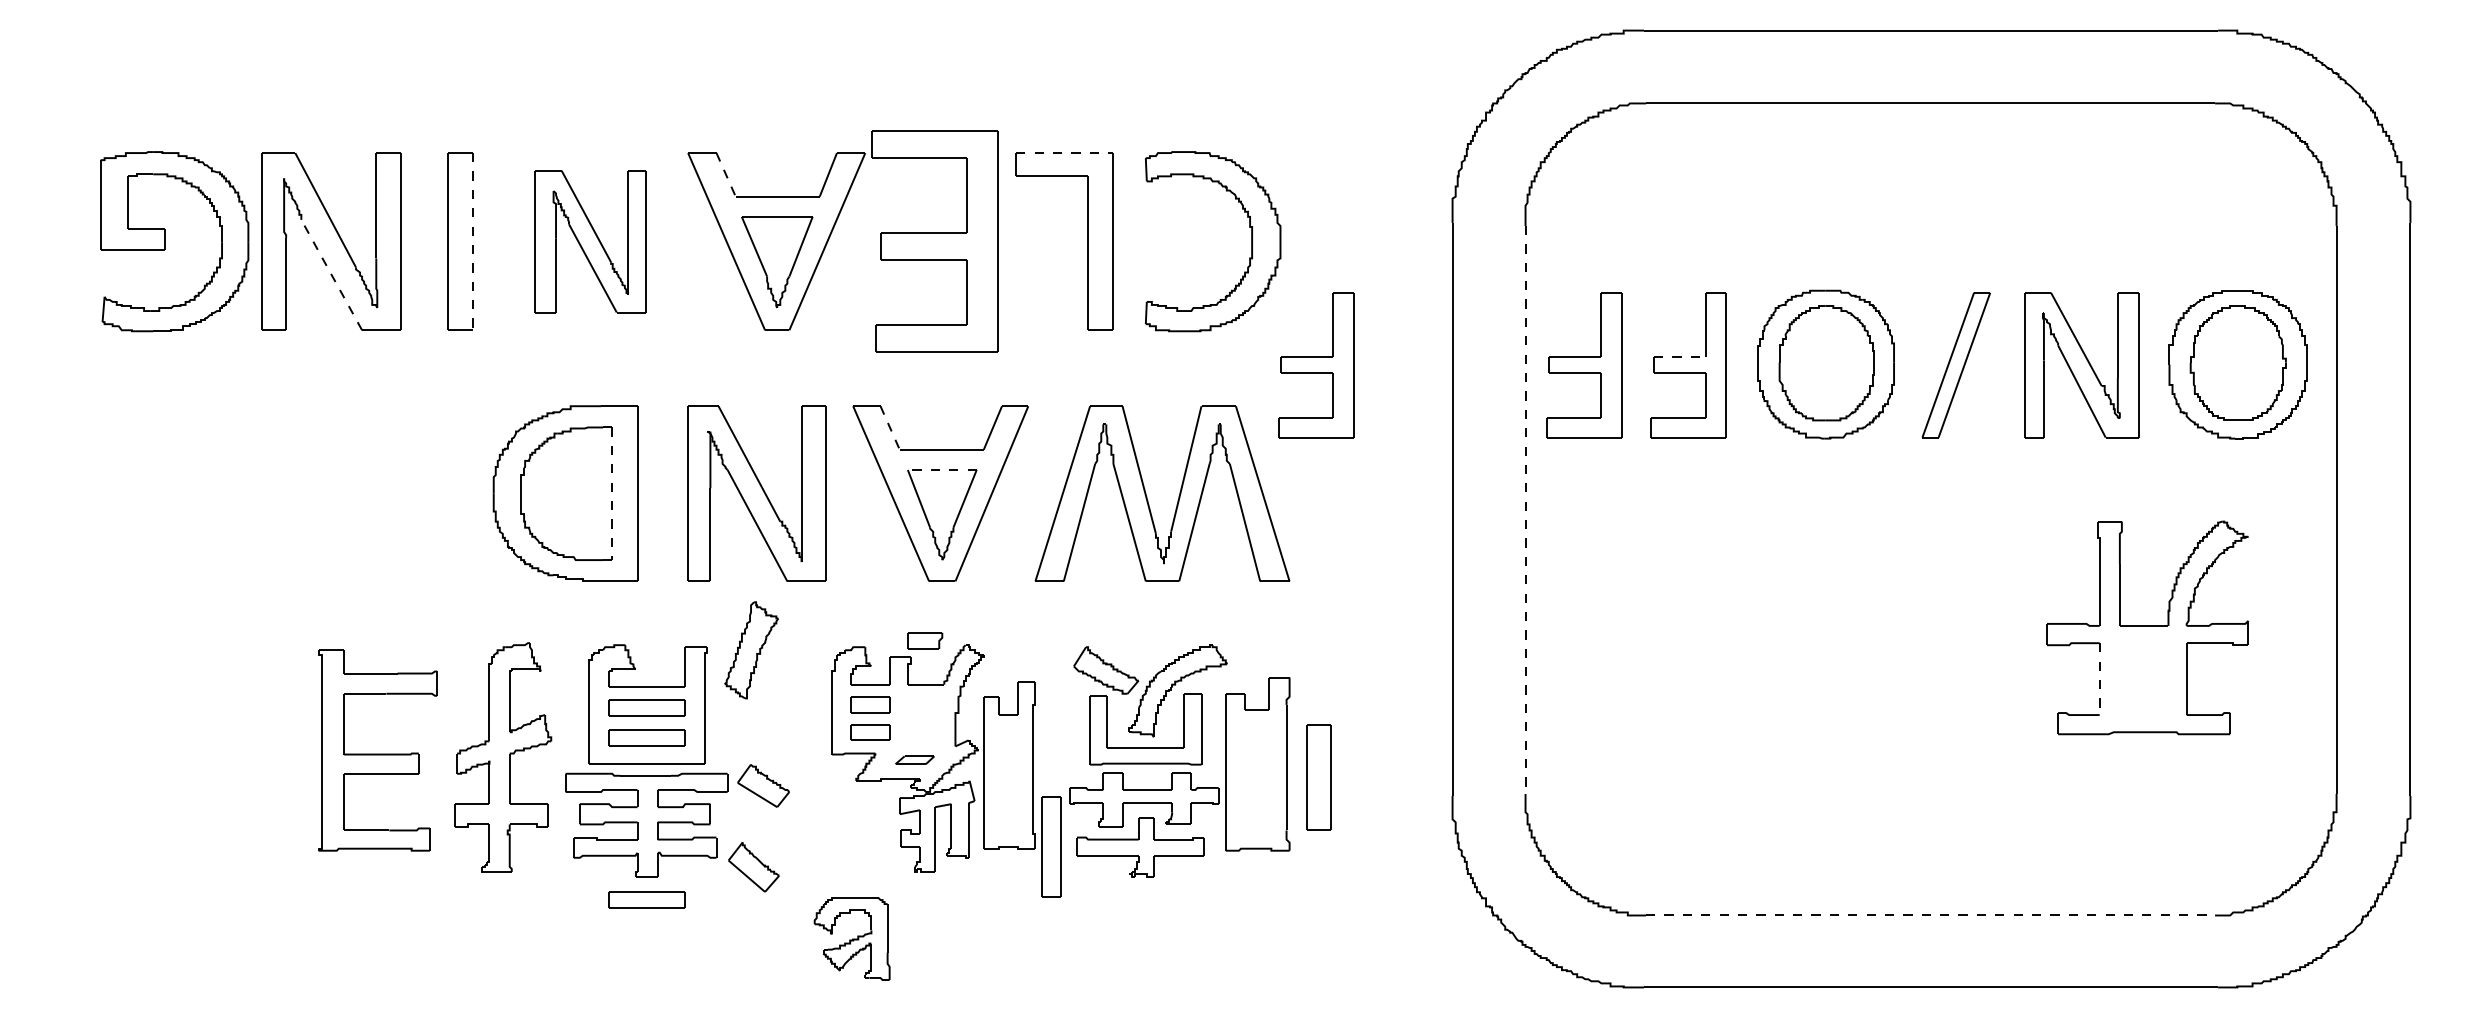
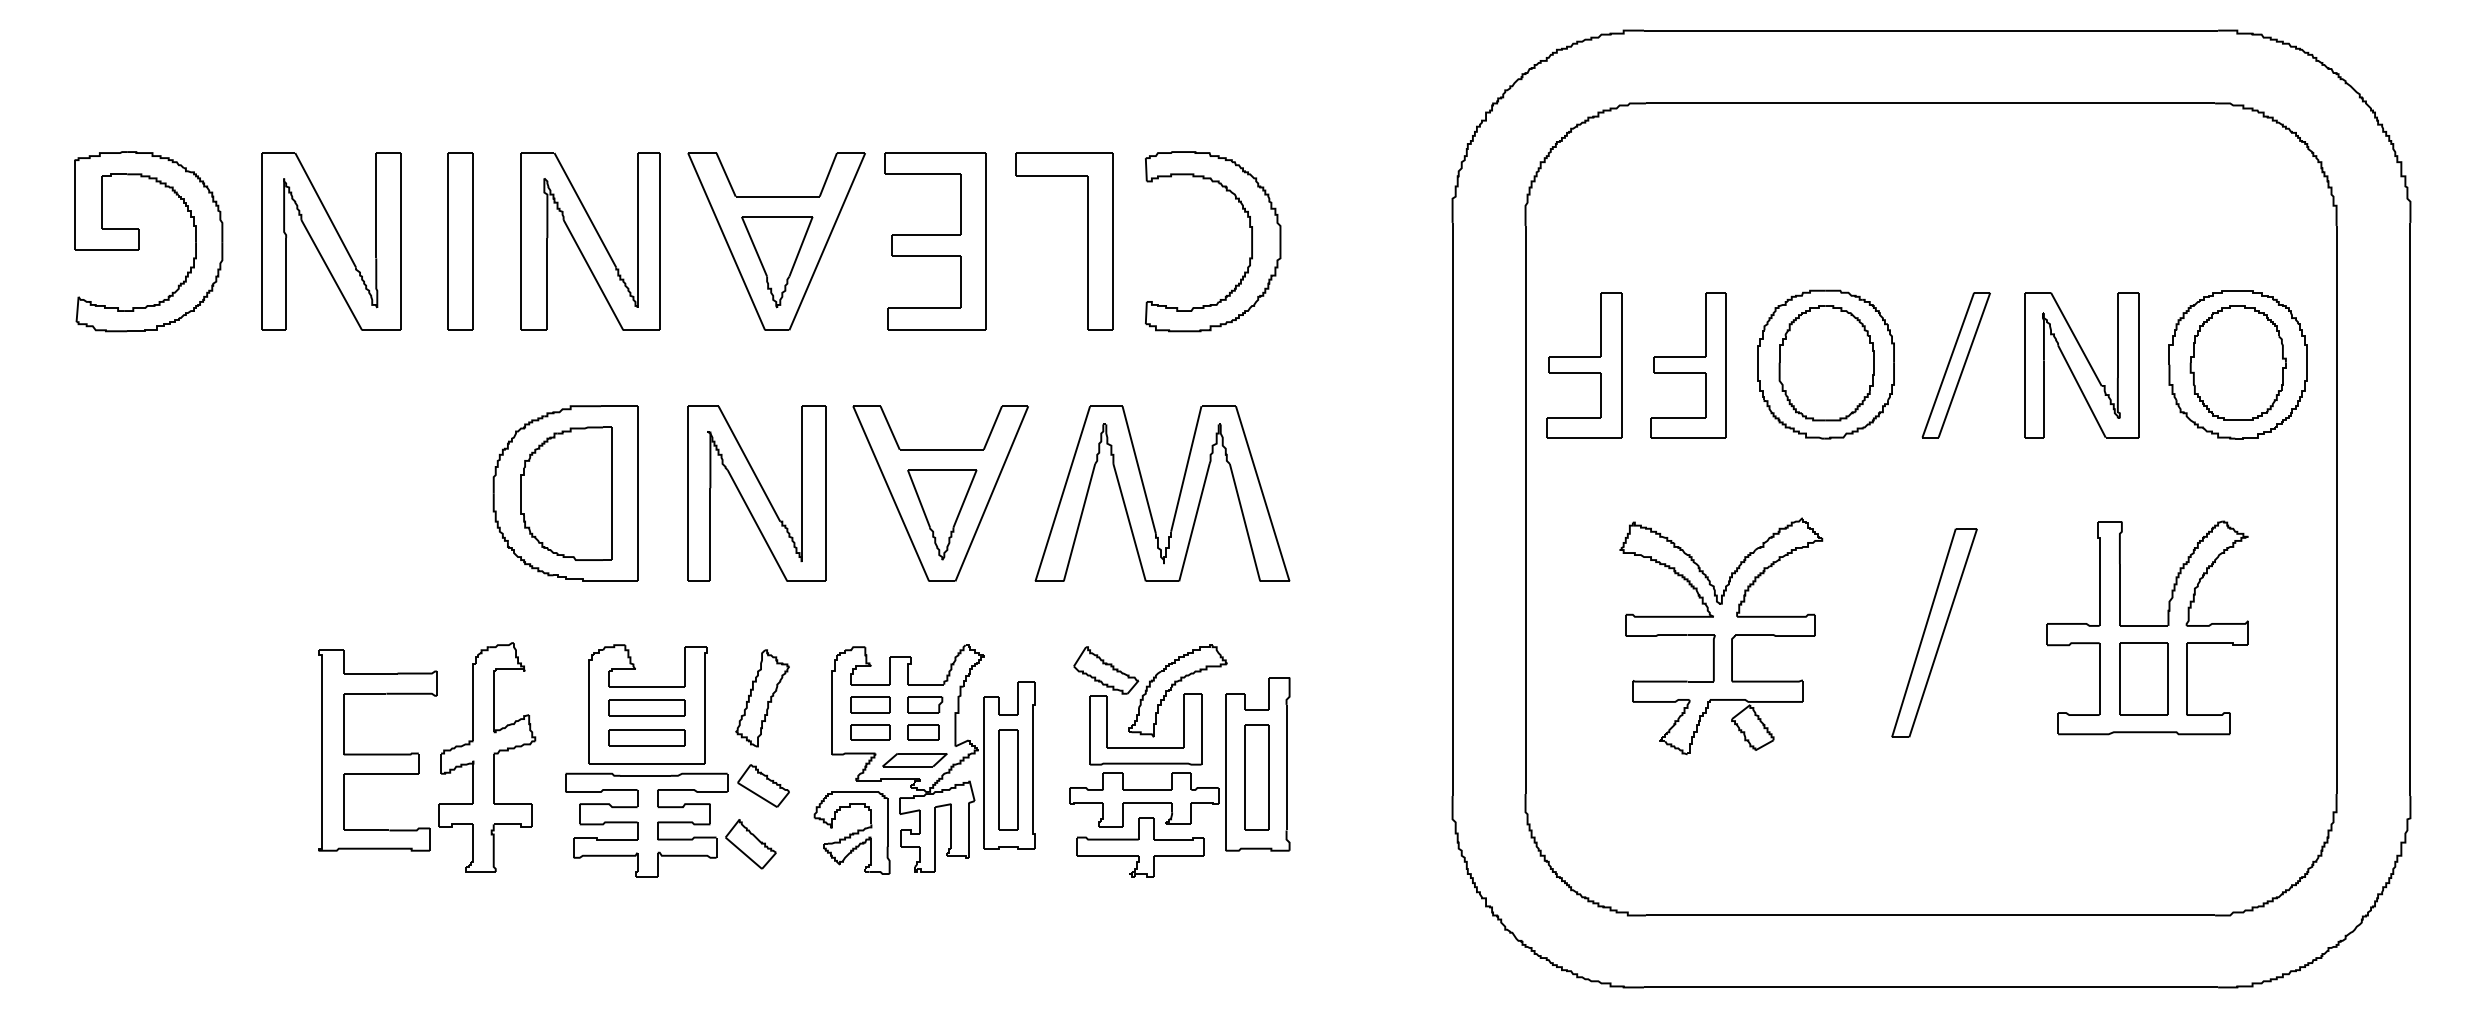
line: dashed -> solid (1064, 153)
line: dashed -> solid (726, 174)
part position: (165, 241) -> (139, 241) (139, 241)
line: dashed -> solid (473, 241)
part size: 113x144 px -> 141x179 px (590, 241)
part size: 128x223 px -> 103x179 px (935, 241)
line: dashed -> solid (331, 275)
line: dashed -> solid (1679, 356)
part: present -> none (1316, 365)
line: dashed -> solid (890, 427)
line: dashed -> solid (941, 470)
line: dashed -> solid (612, 494)
line: dashed -> solid (1525, 510)
part: none -> present (1934, 632)
part: none -> present (1721, 636)
part position: (925, 640) -> (925, 704) (925, 704)
part position: (751, 650) -> (762, 698) (762, 698)
part: none -> present (2143, 678)
line: dashed -> solid (2099, 679)
part: none -> present (923, 732)
part position: (503, 757) -> (487, 757) (487, 757)
part size: 40x10 px -> 66x15 px (914, 760)
part position: (1318, 777) -> (1256, 777) (1256, 777)
part position: (1051, 846) -> (1008, 779) (1008, 779)
part position: (753, 867) -> (750, 844) (750, 844)
part: present -> none (646, 899)
line: dashed -> solid (1930, 915)
part position: (851, 938) -> (851, 832) (851, 832)
